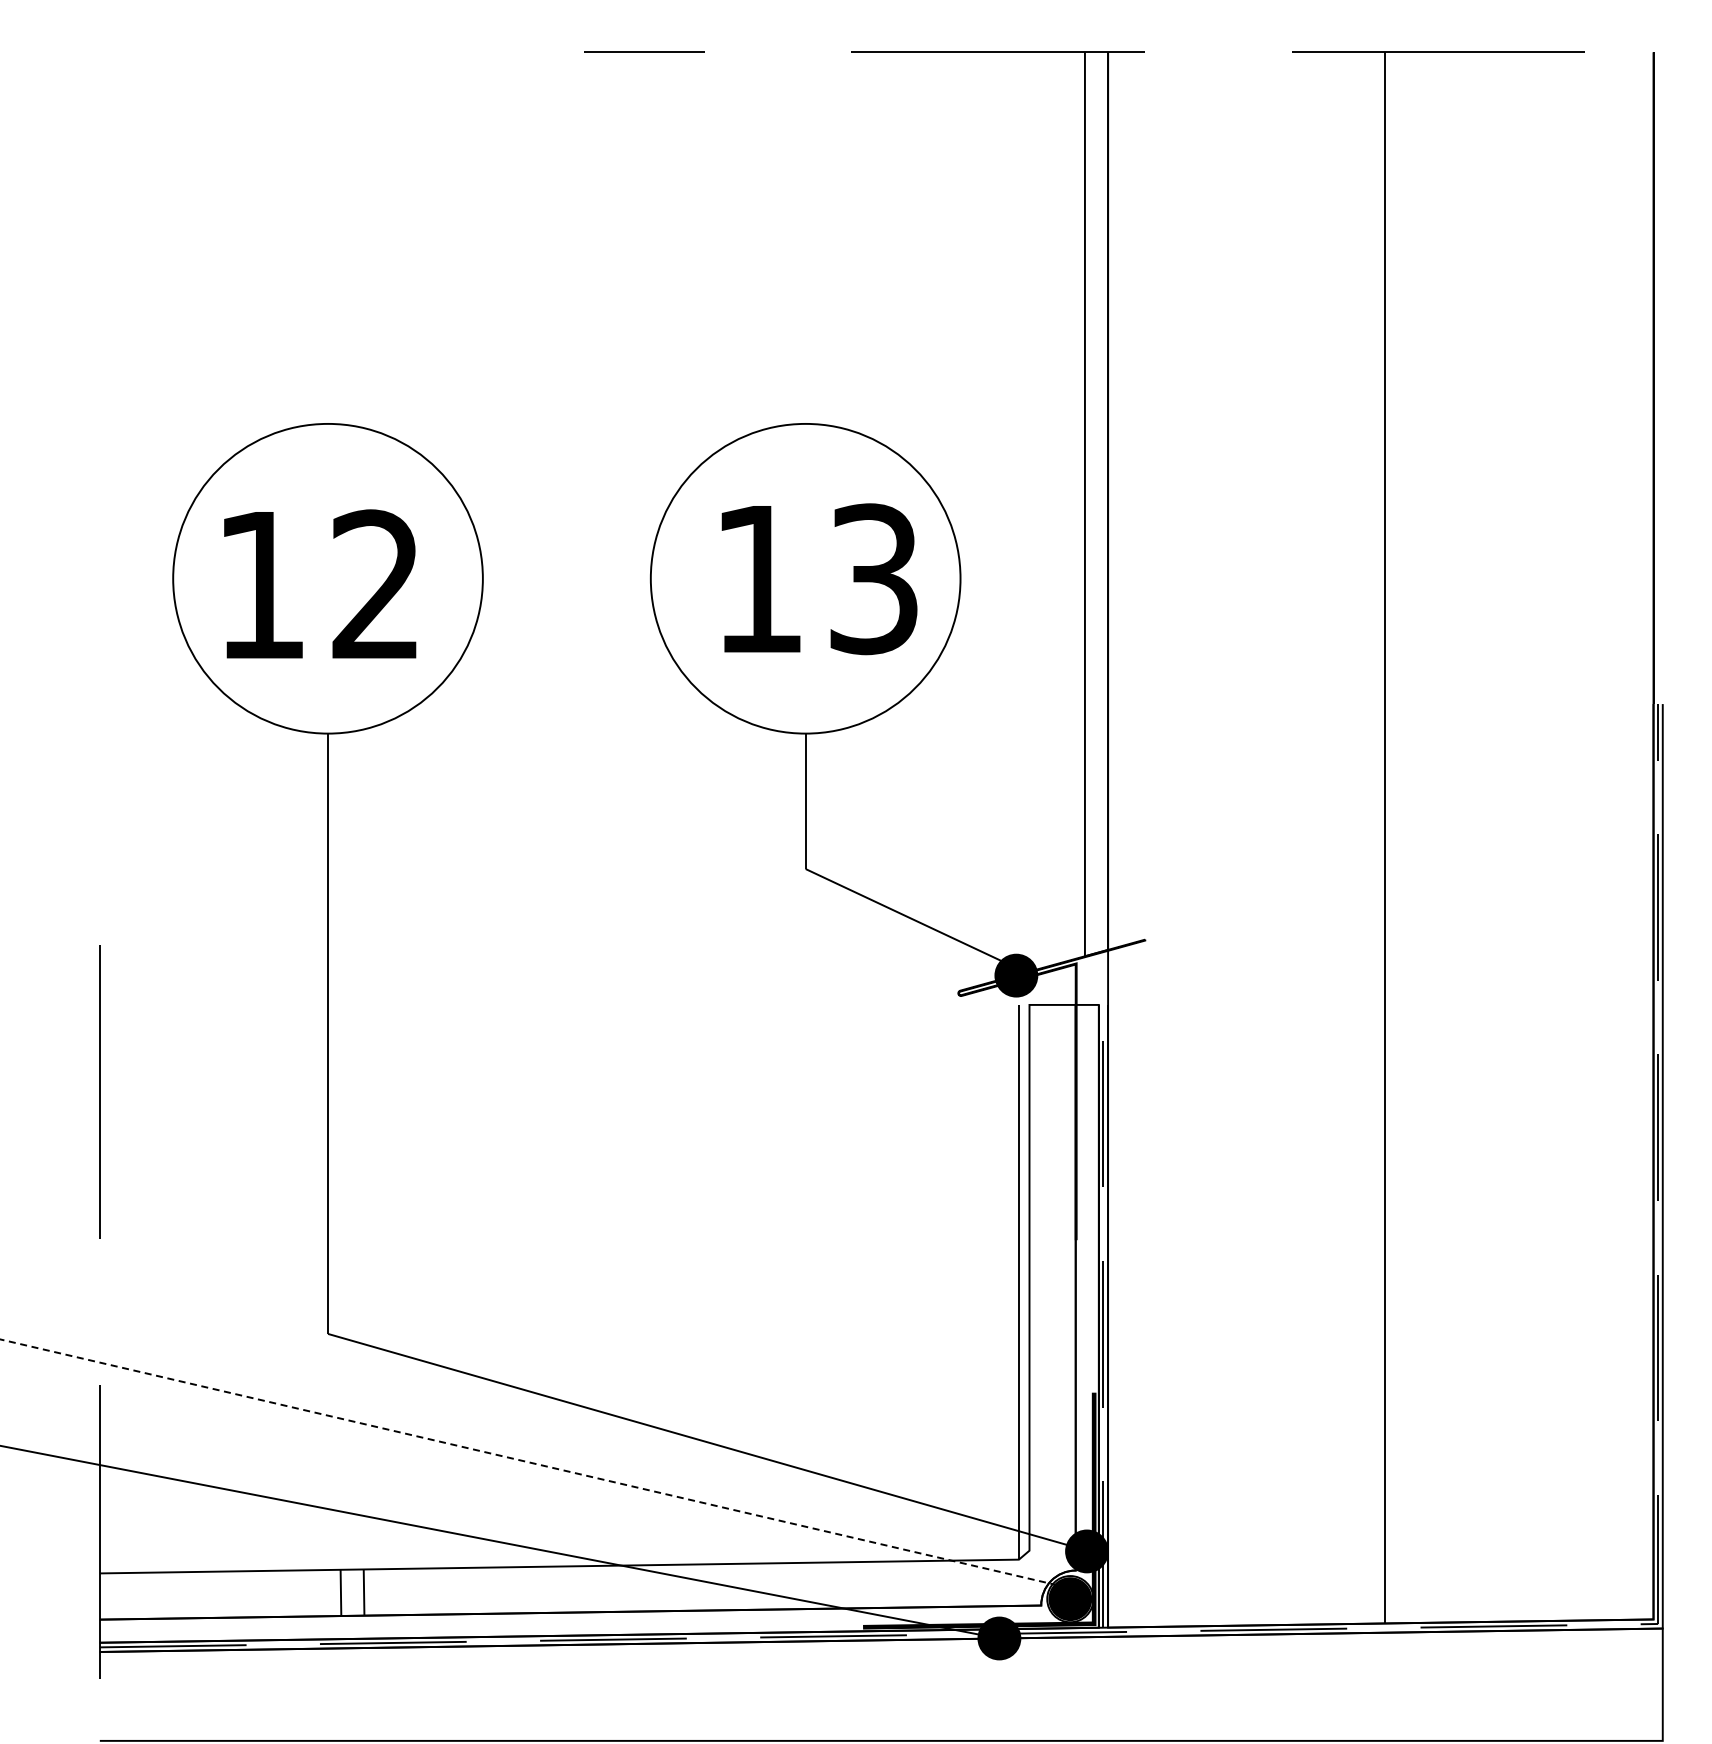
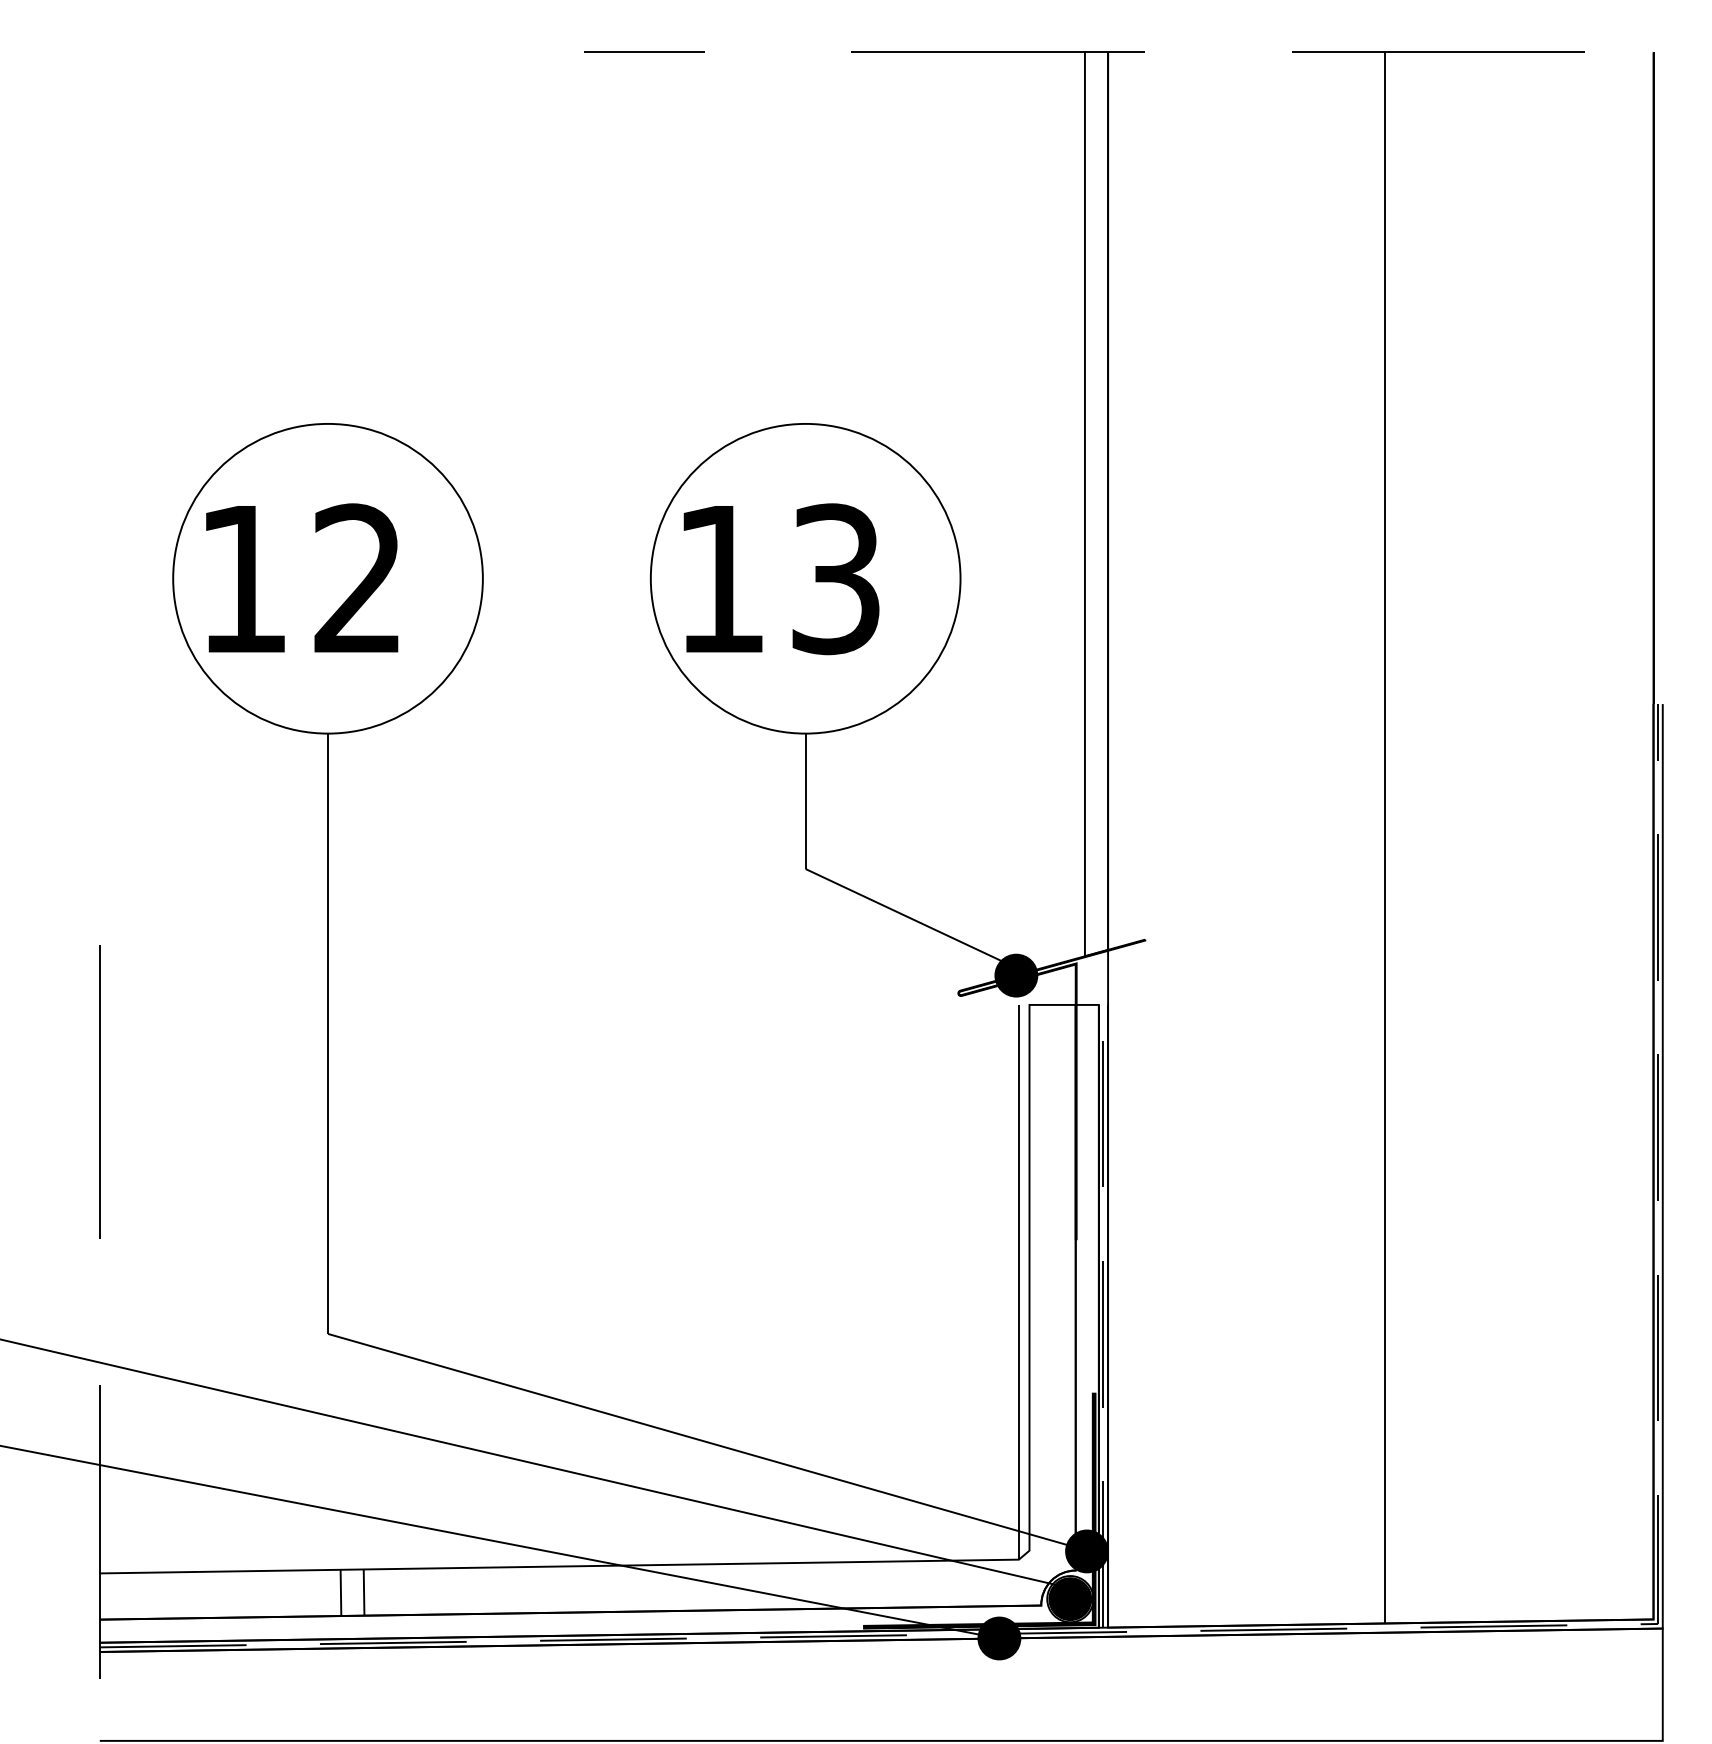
text position: (819, 579) -> (781, 579) (781, 579)
text position: (320, 583) -> (302, 577) (302, 577)
line: dashed -> solid (528, 1462)
